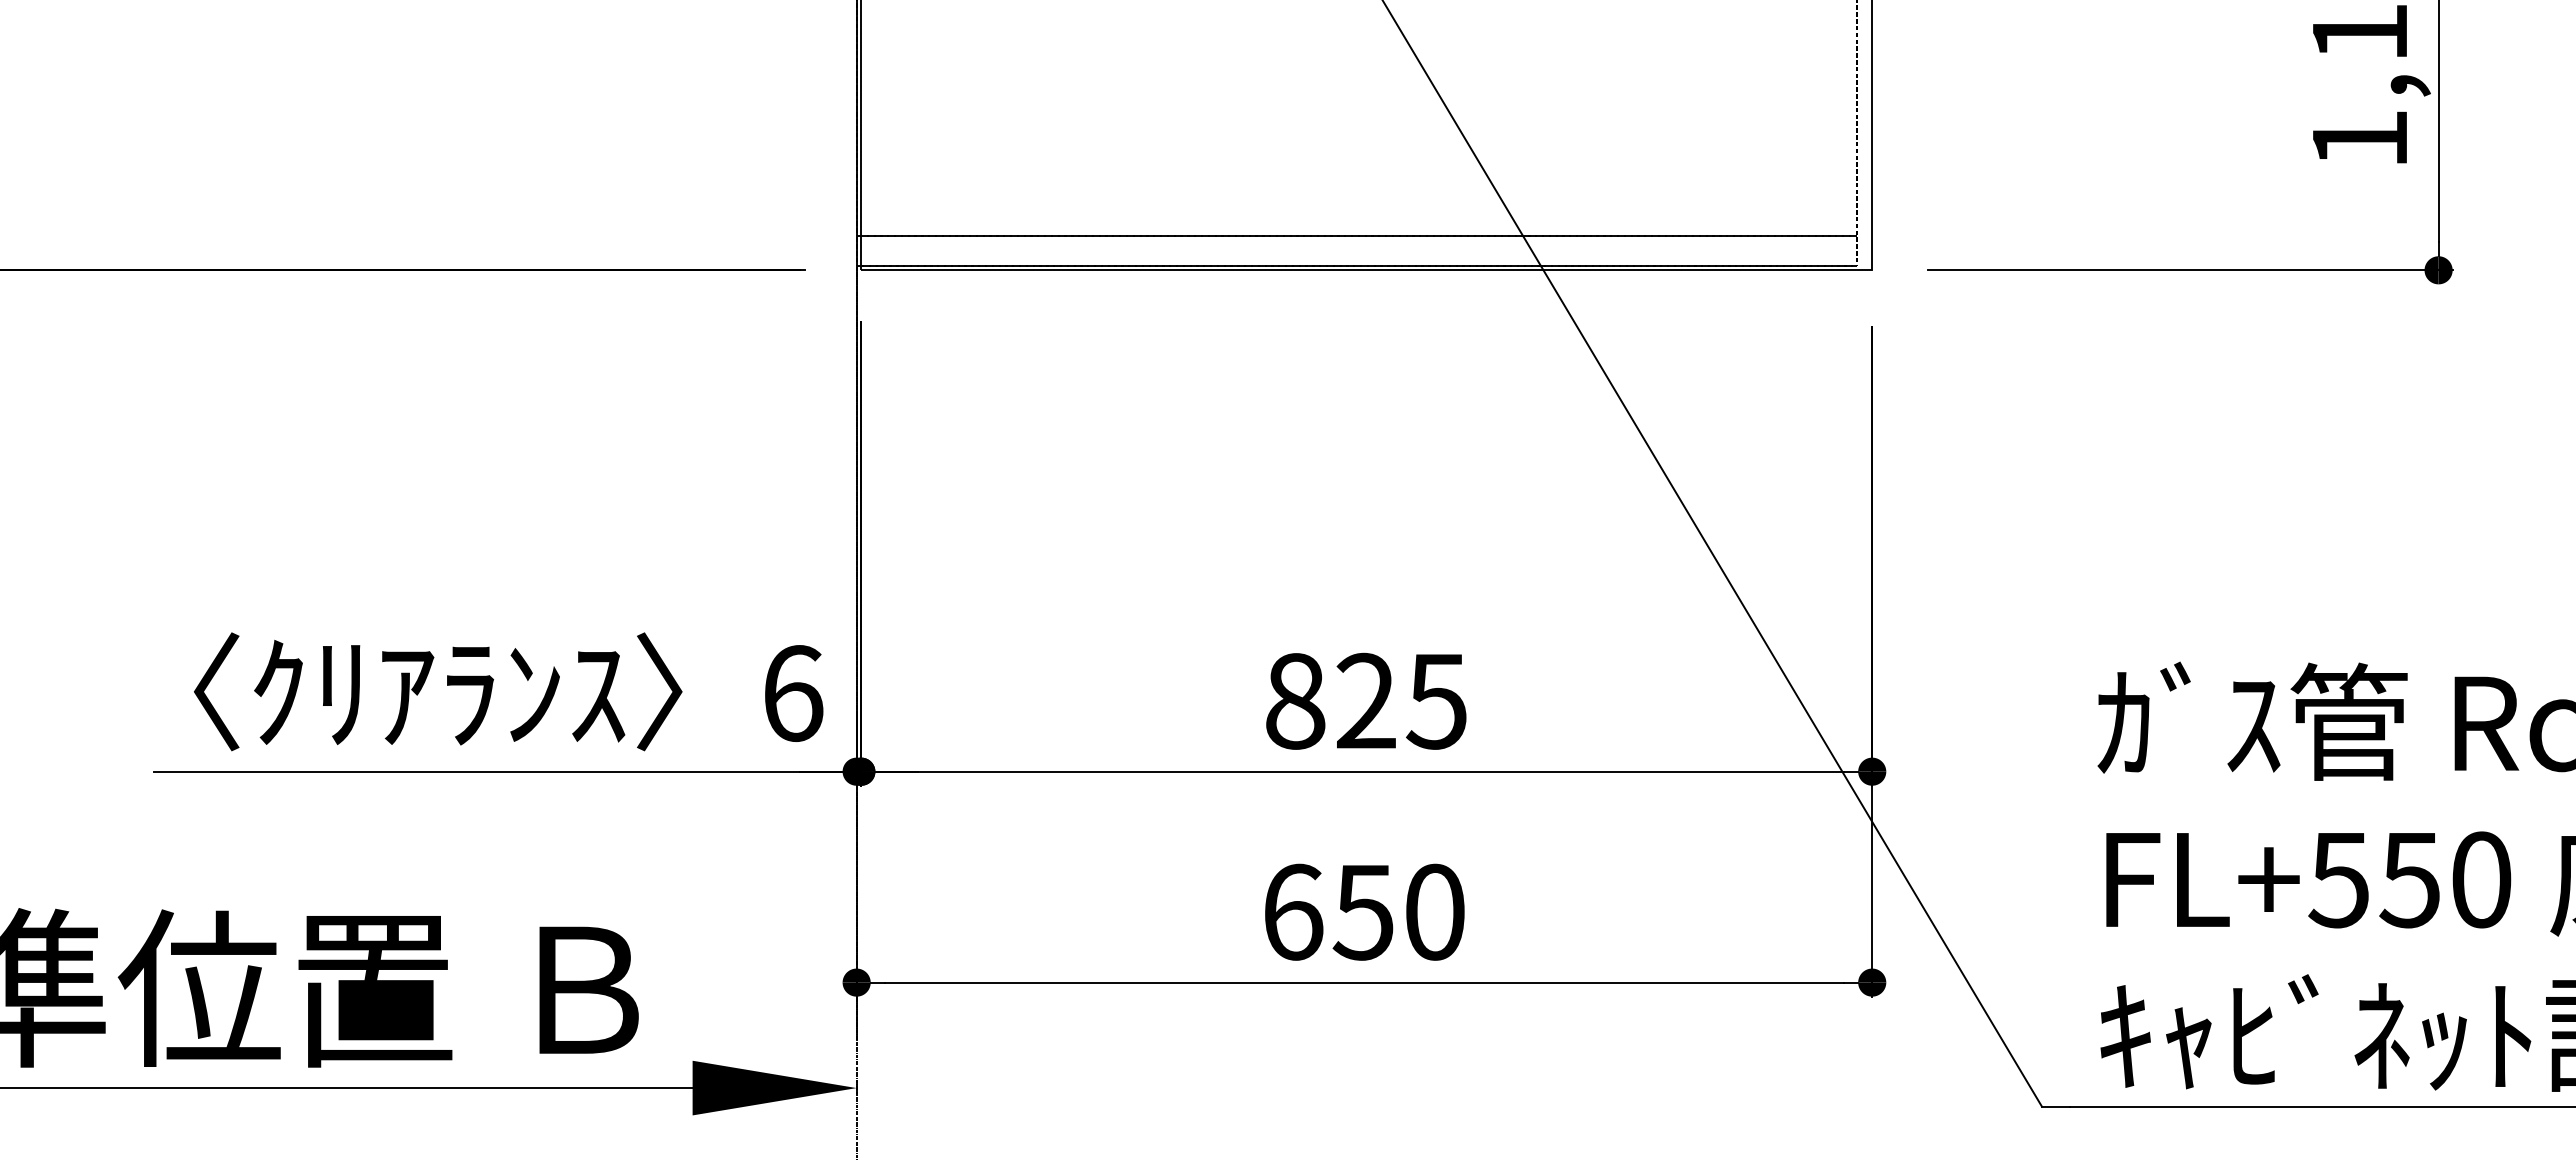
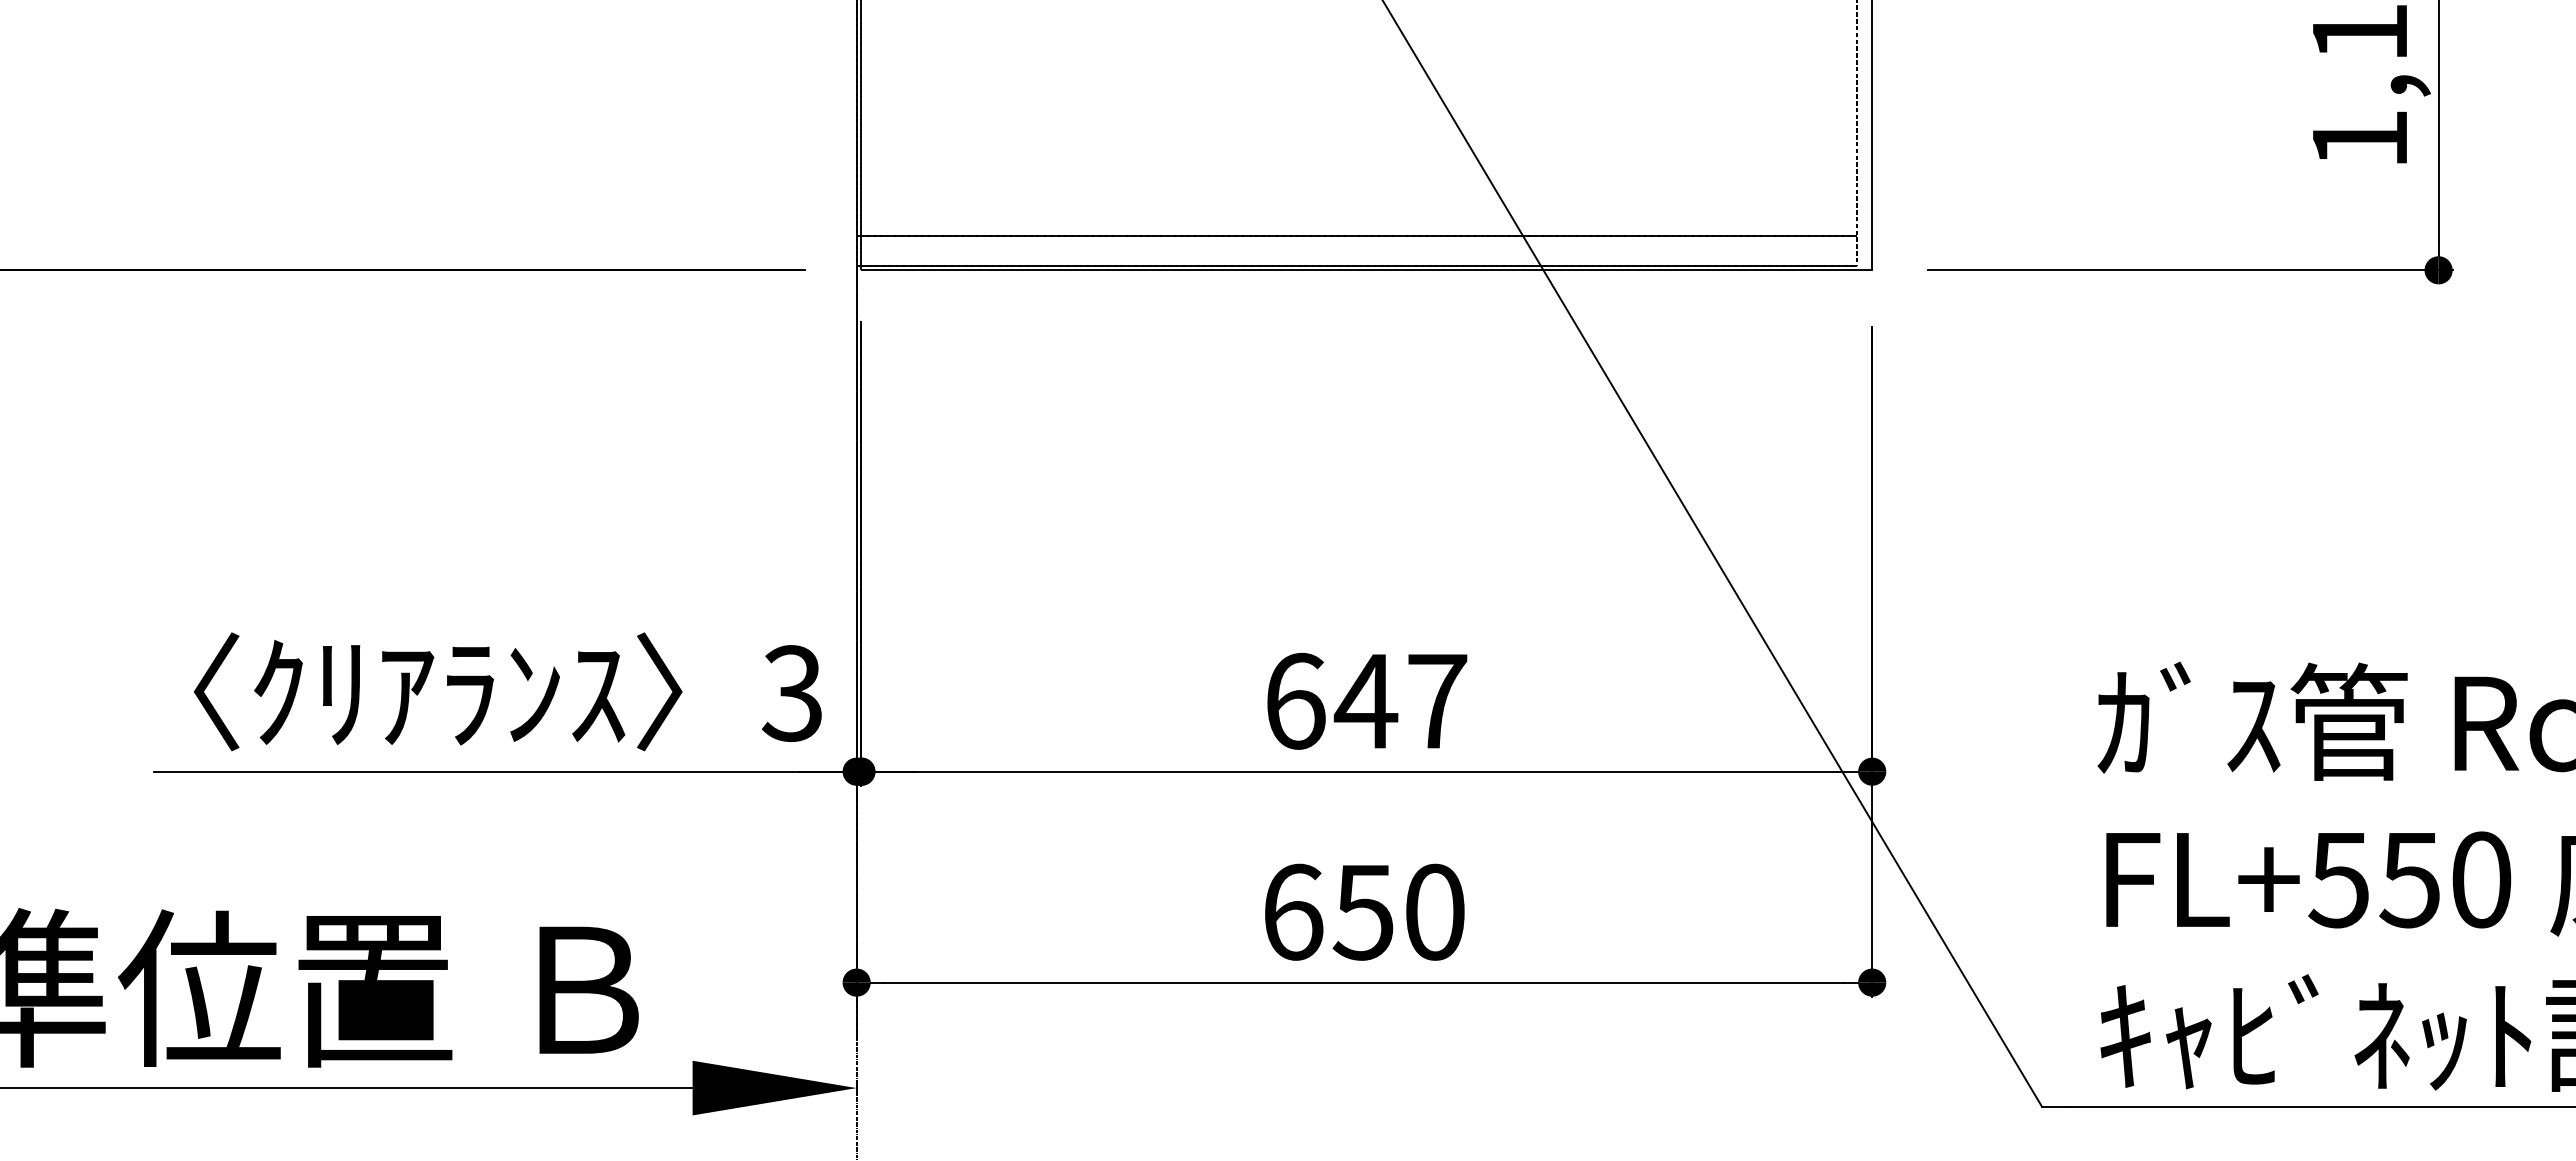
text: 6 -> 3 (792, 693)
text: 825 -> 647 (1366, 700)
